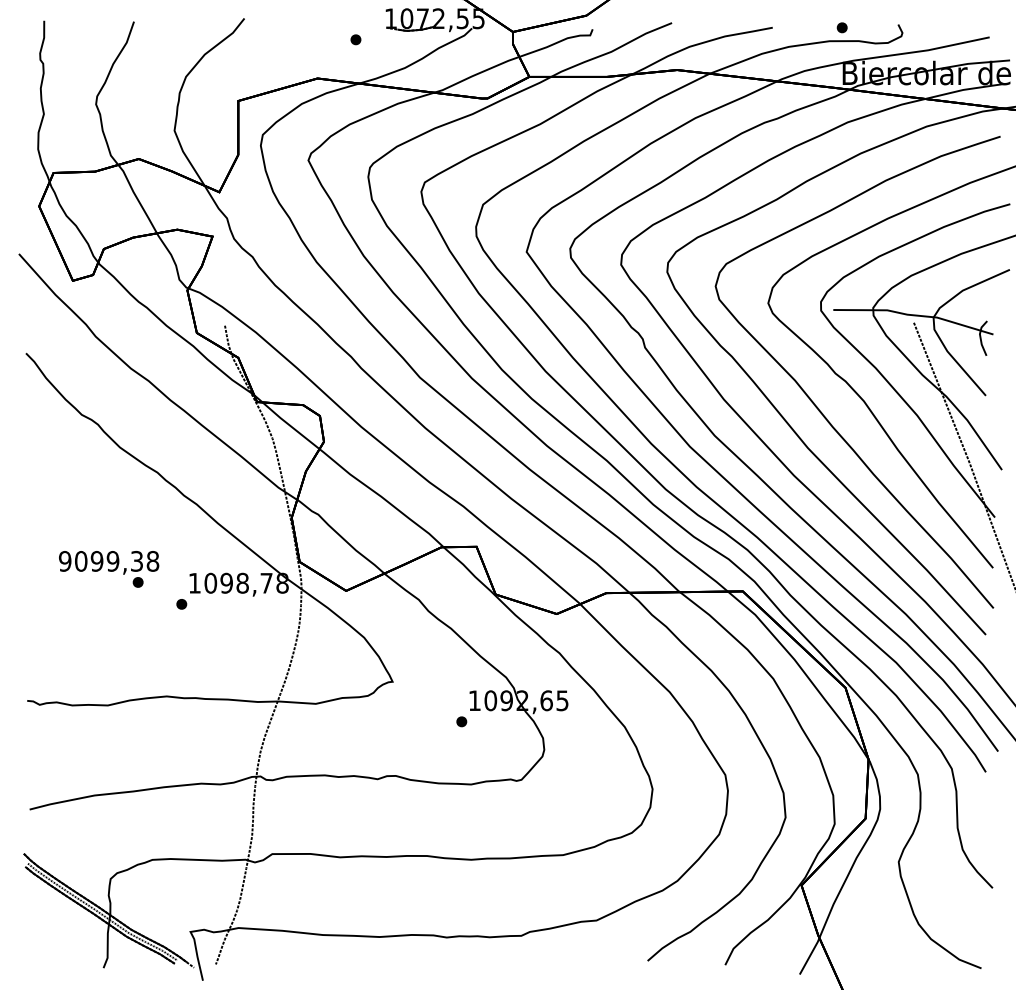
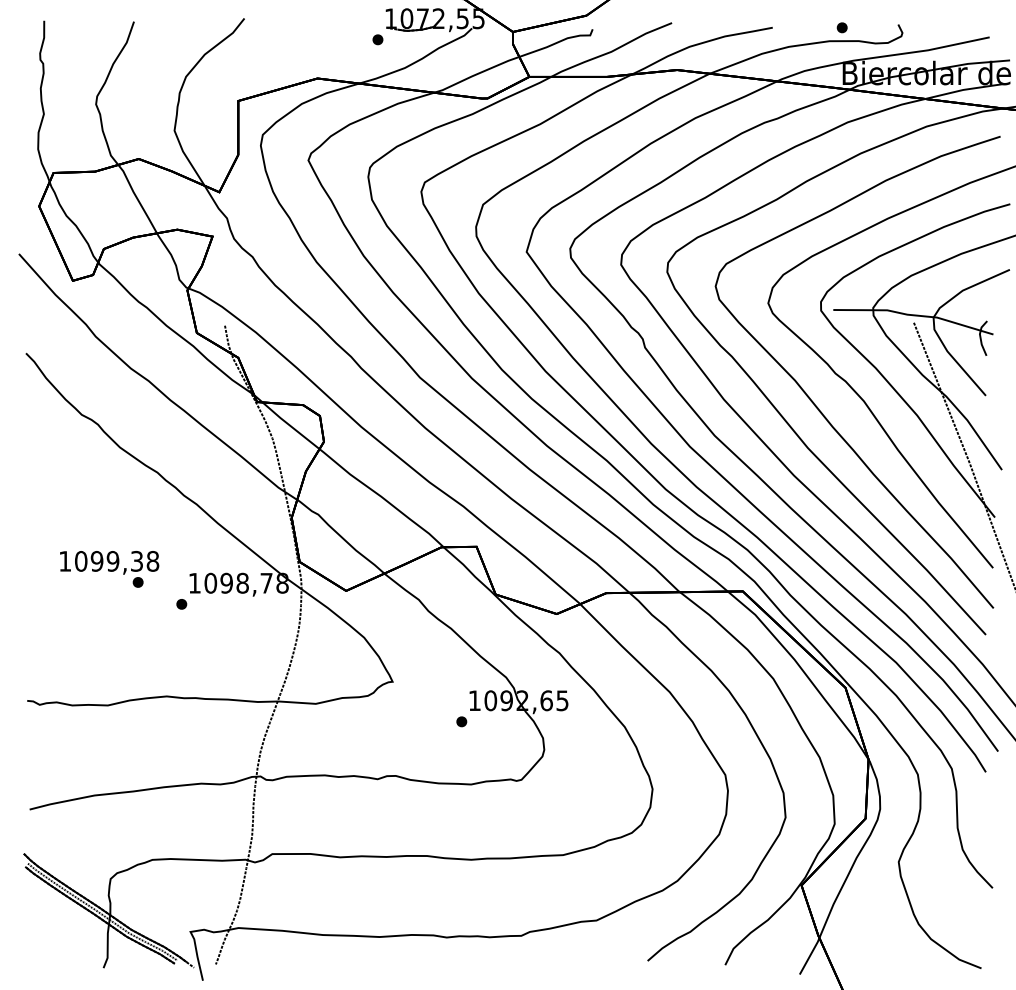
part position: (355, 39) -> (377, 39) (377, 39)
text: 9099,38 -> 1099,38 (65, 561)
